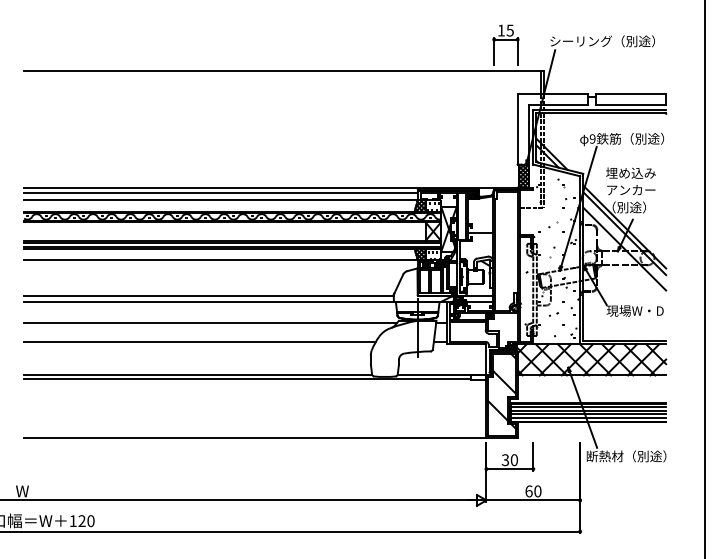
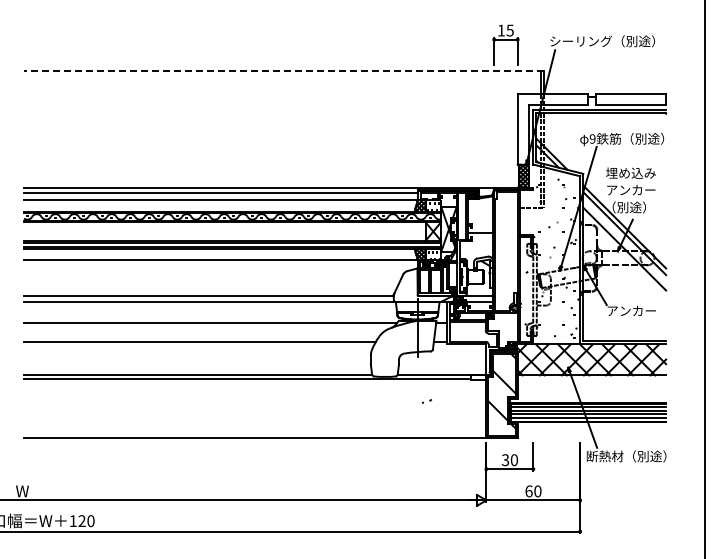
line: solid -> dashed (283, 70)
text: 現場W・D -> アンカー (634, 310)
part position: (554, 314) -> (427, 401) (427, 401)
